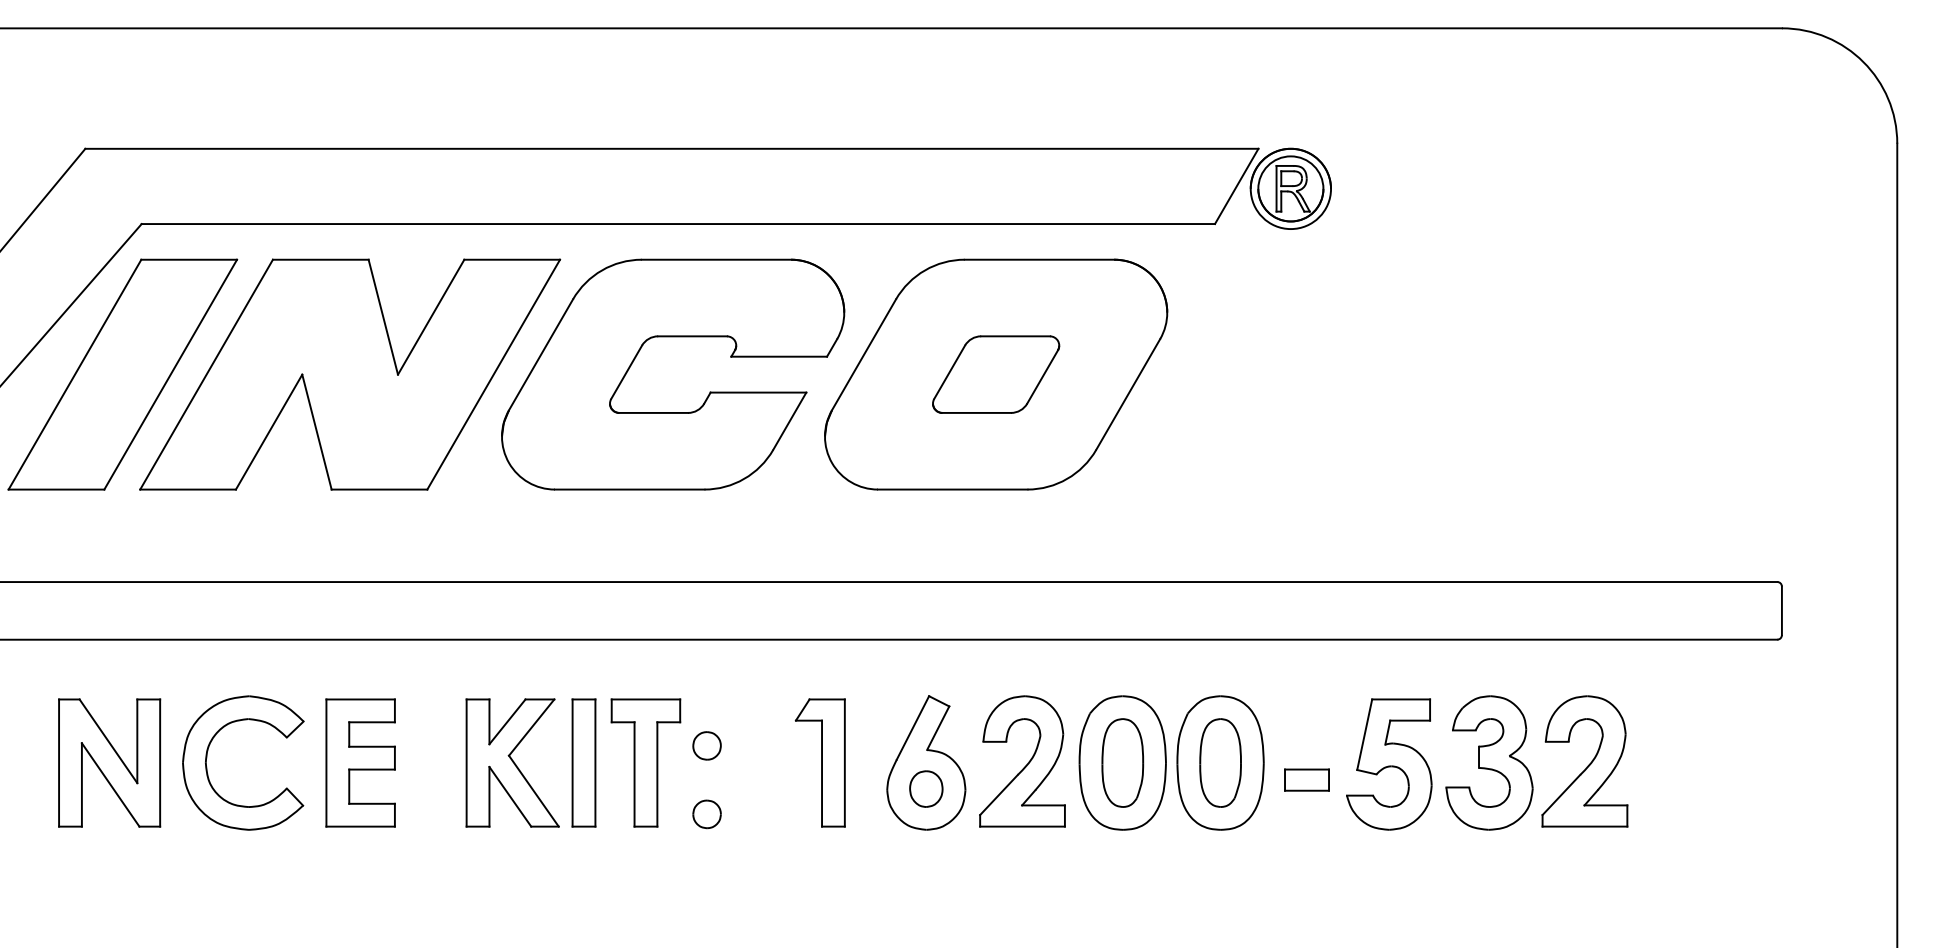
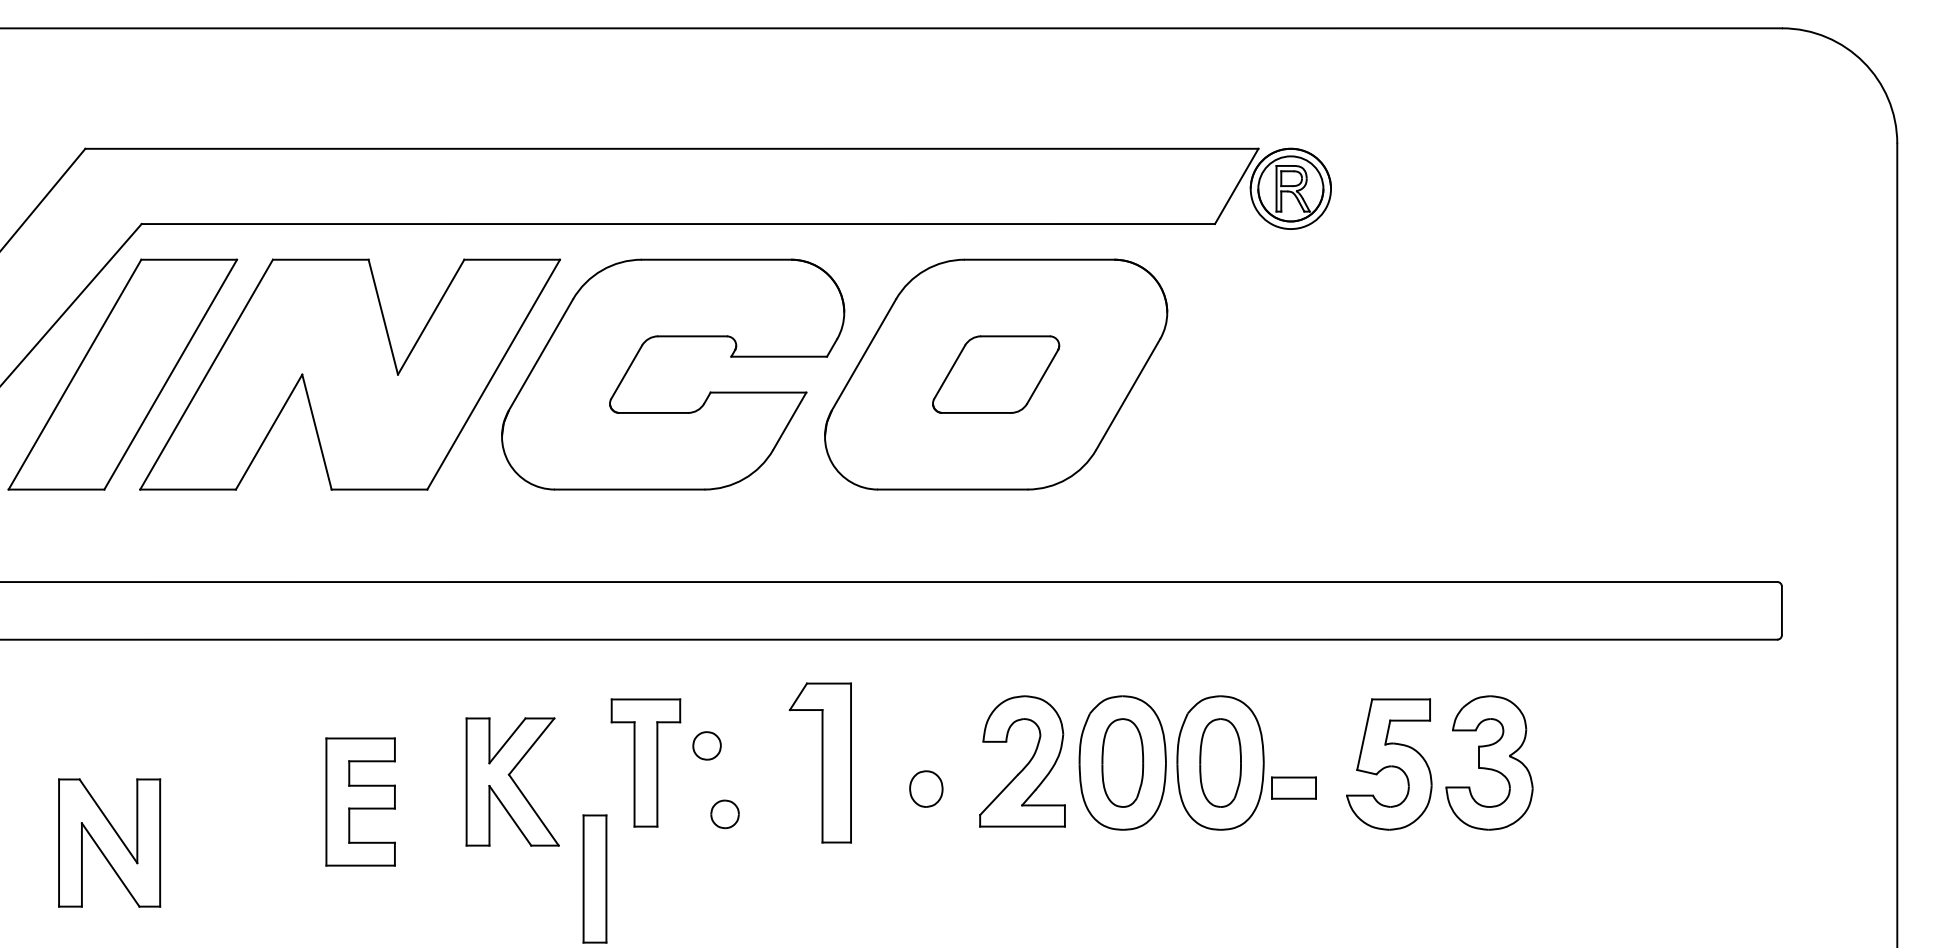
part: present -> none (207, 758)
part: present -> none (1584, 761)
part position: (109, 762) -> (109, 842) (109, 842)
part position: (360, 762) -> (360, 801) (360, 801)
part position: (512, 762) -> (512, 781) (512, 781)
part position: (583, 762) -> (594, 878) (594, 878)
part size: 52x130 px -> 64x162 px (819, 762)
part: present -> none (926, 762)
part position: (1306, 779) -> (1293, 787) (1293, 787)
part position: (706, 814) -> (724, 814) (724, 814)
